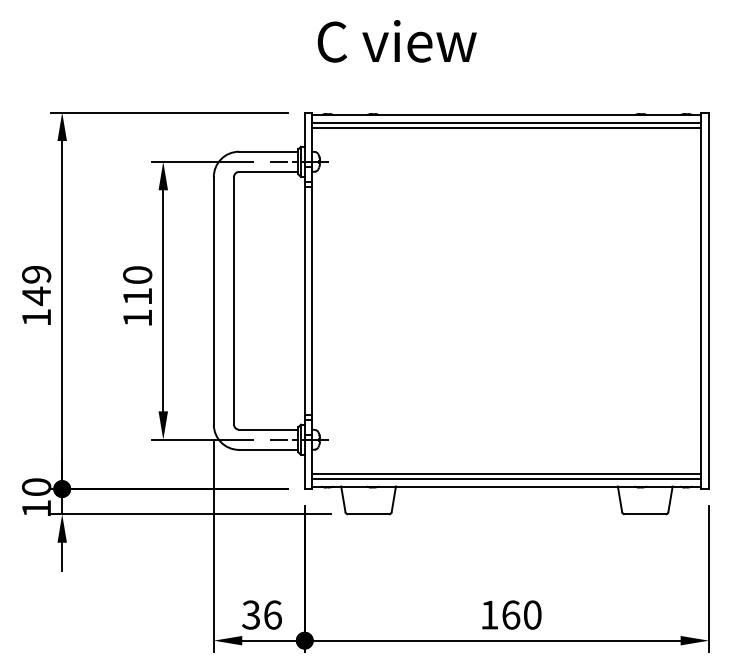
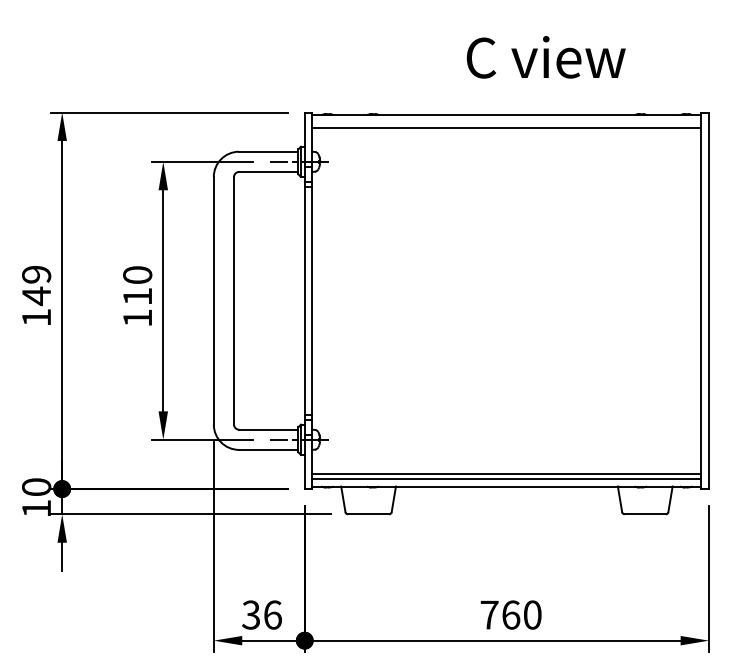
text position: (396, 41) -> (545, 57) (545, 57)
line: present -> none (506, 122)
text: 160 -> 760 (489, 614)
